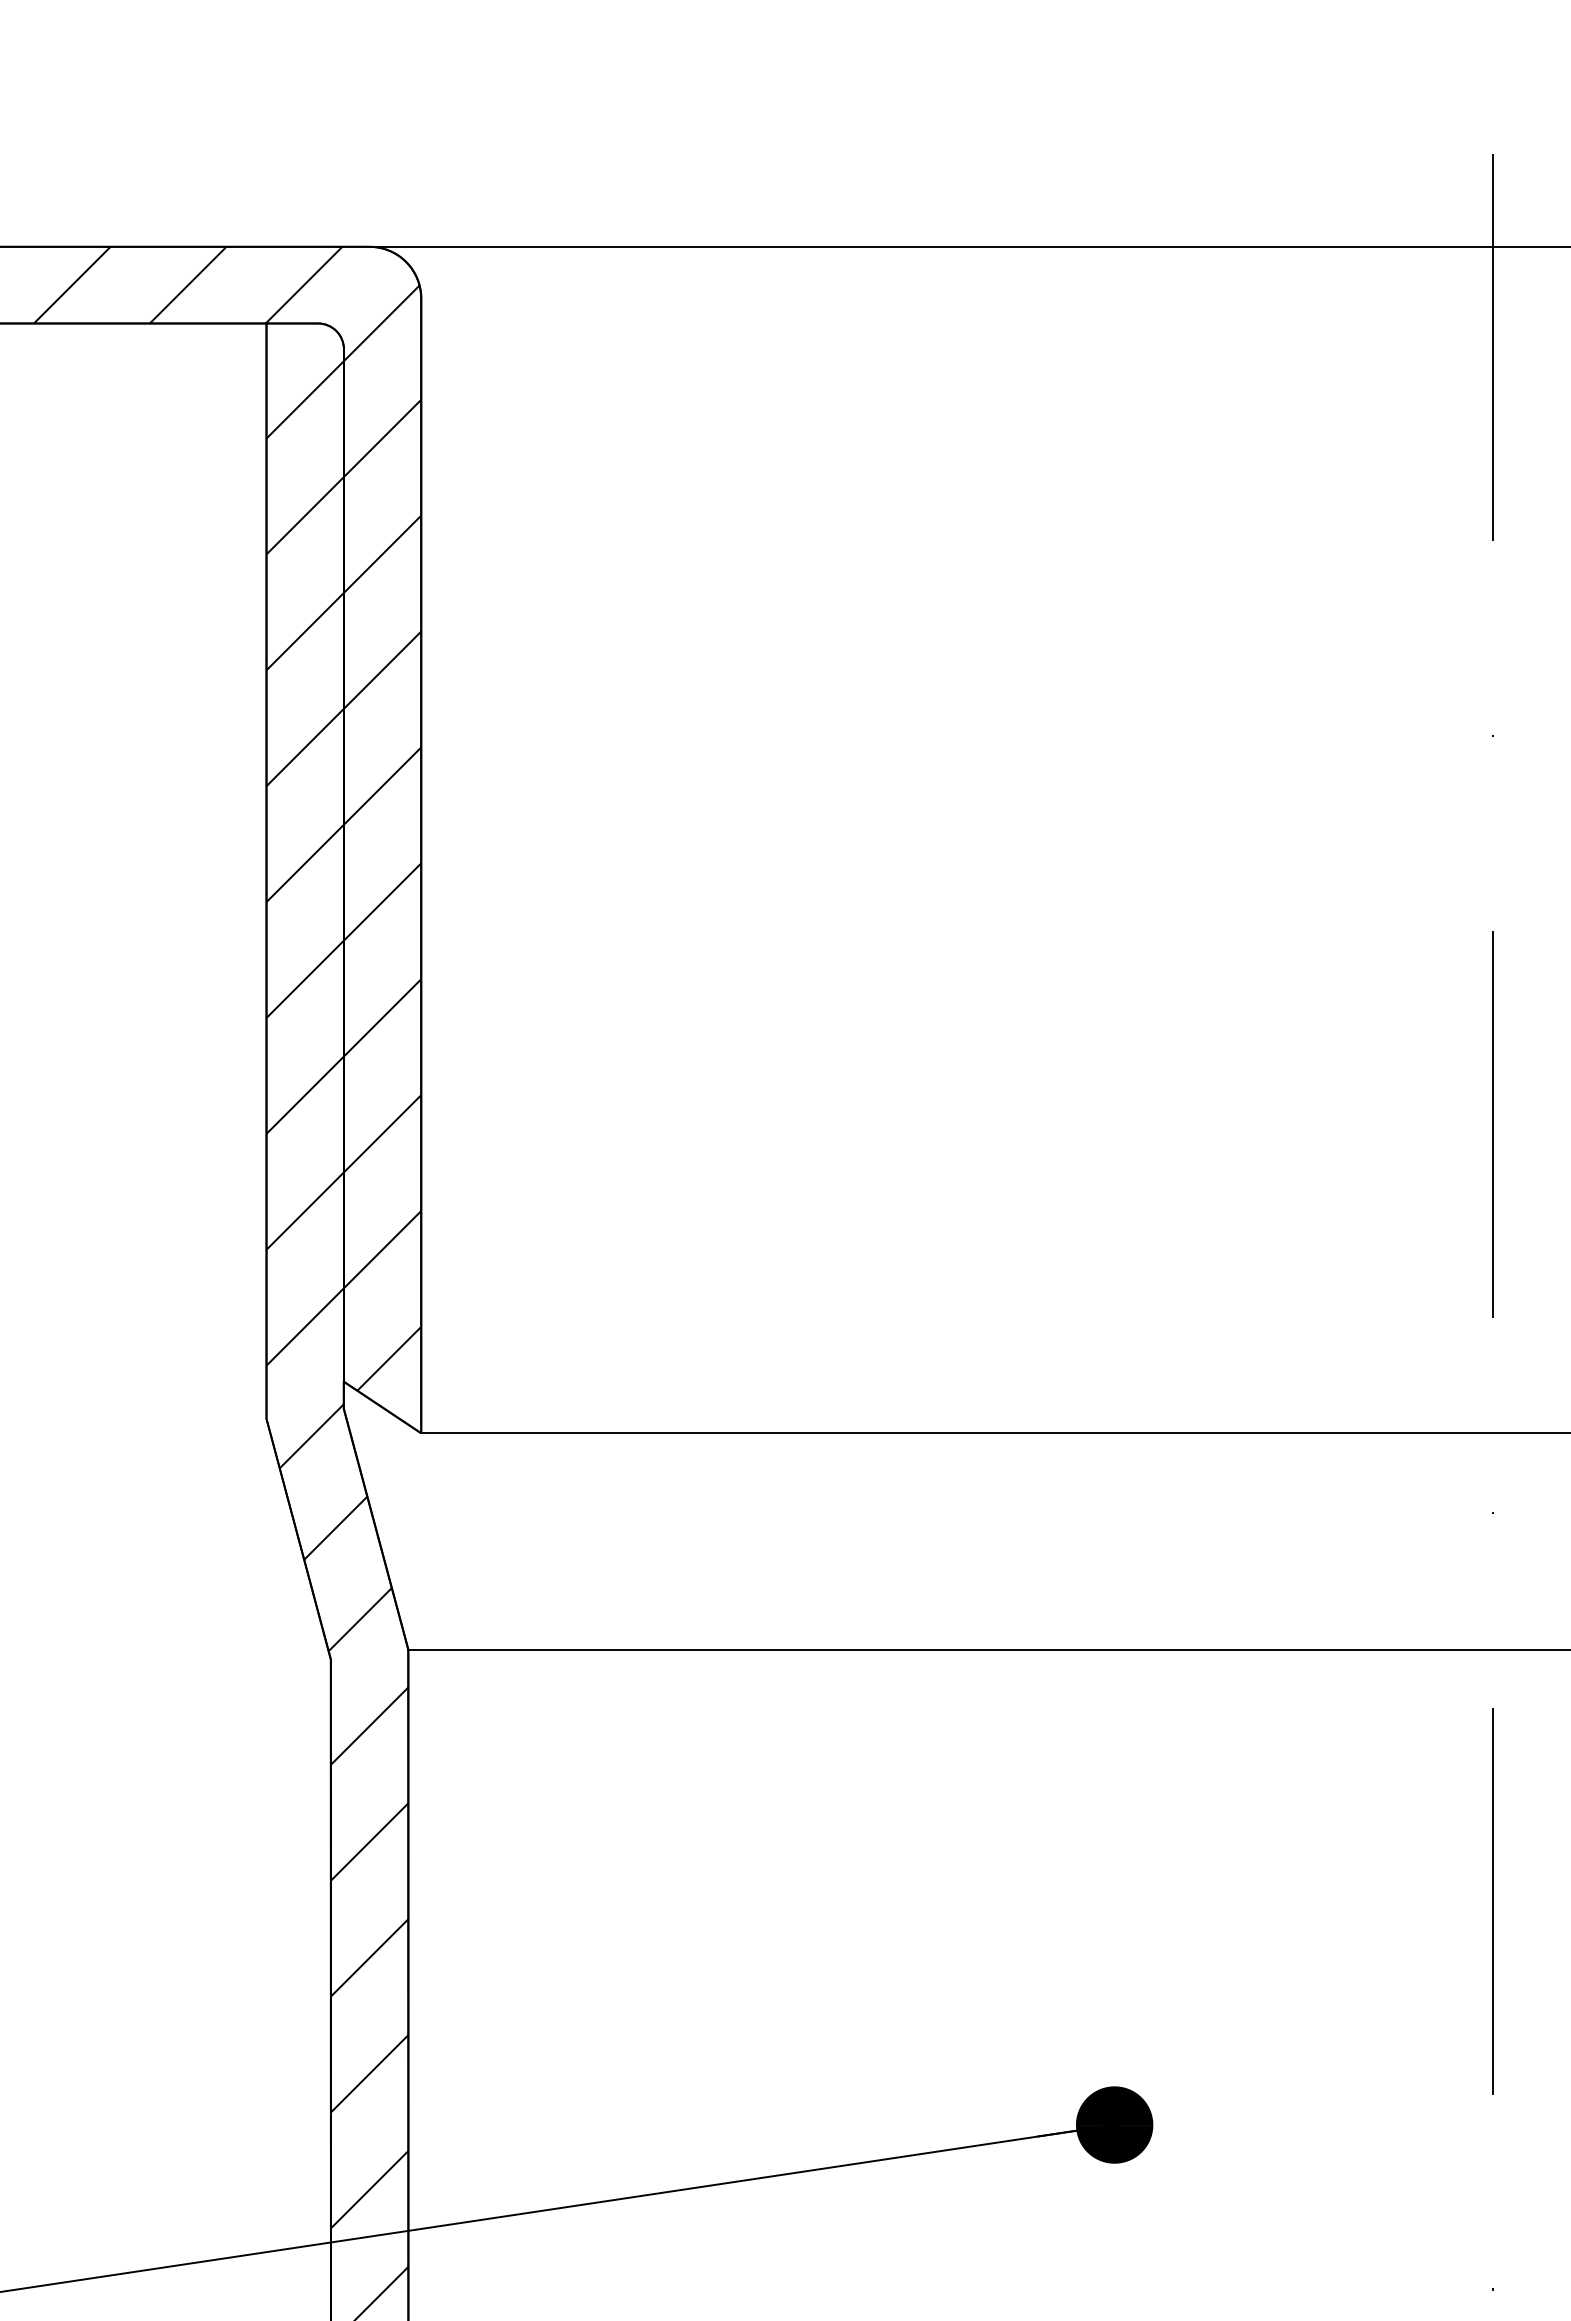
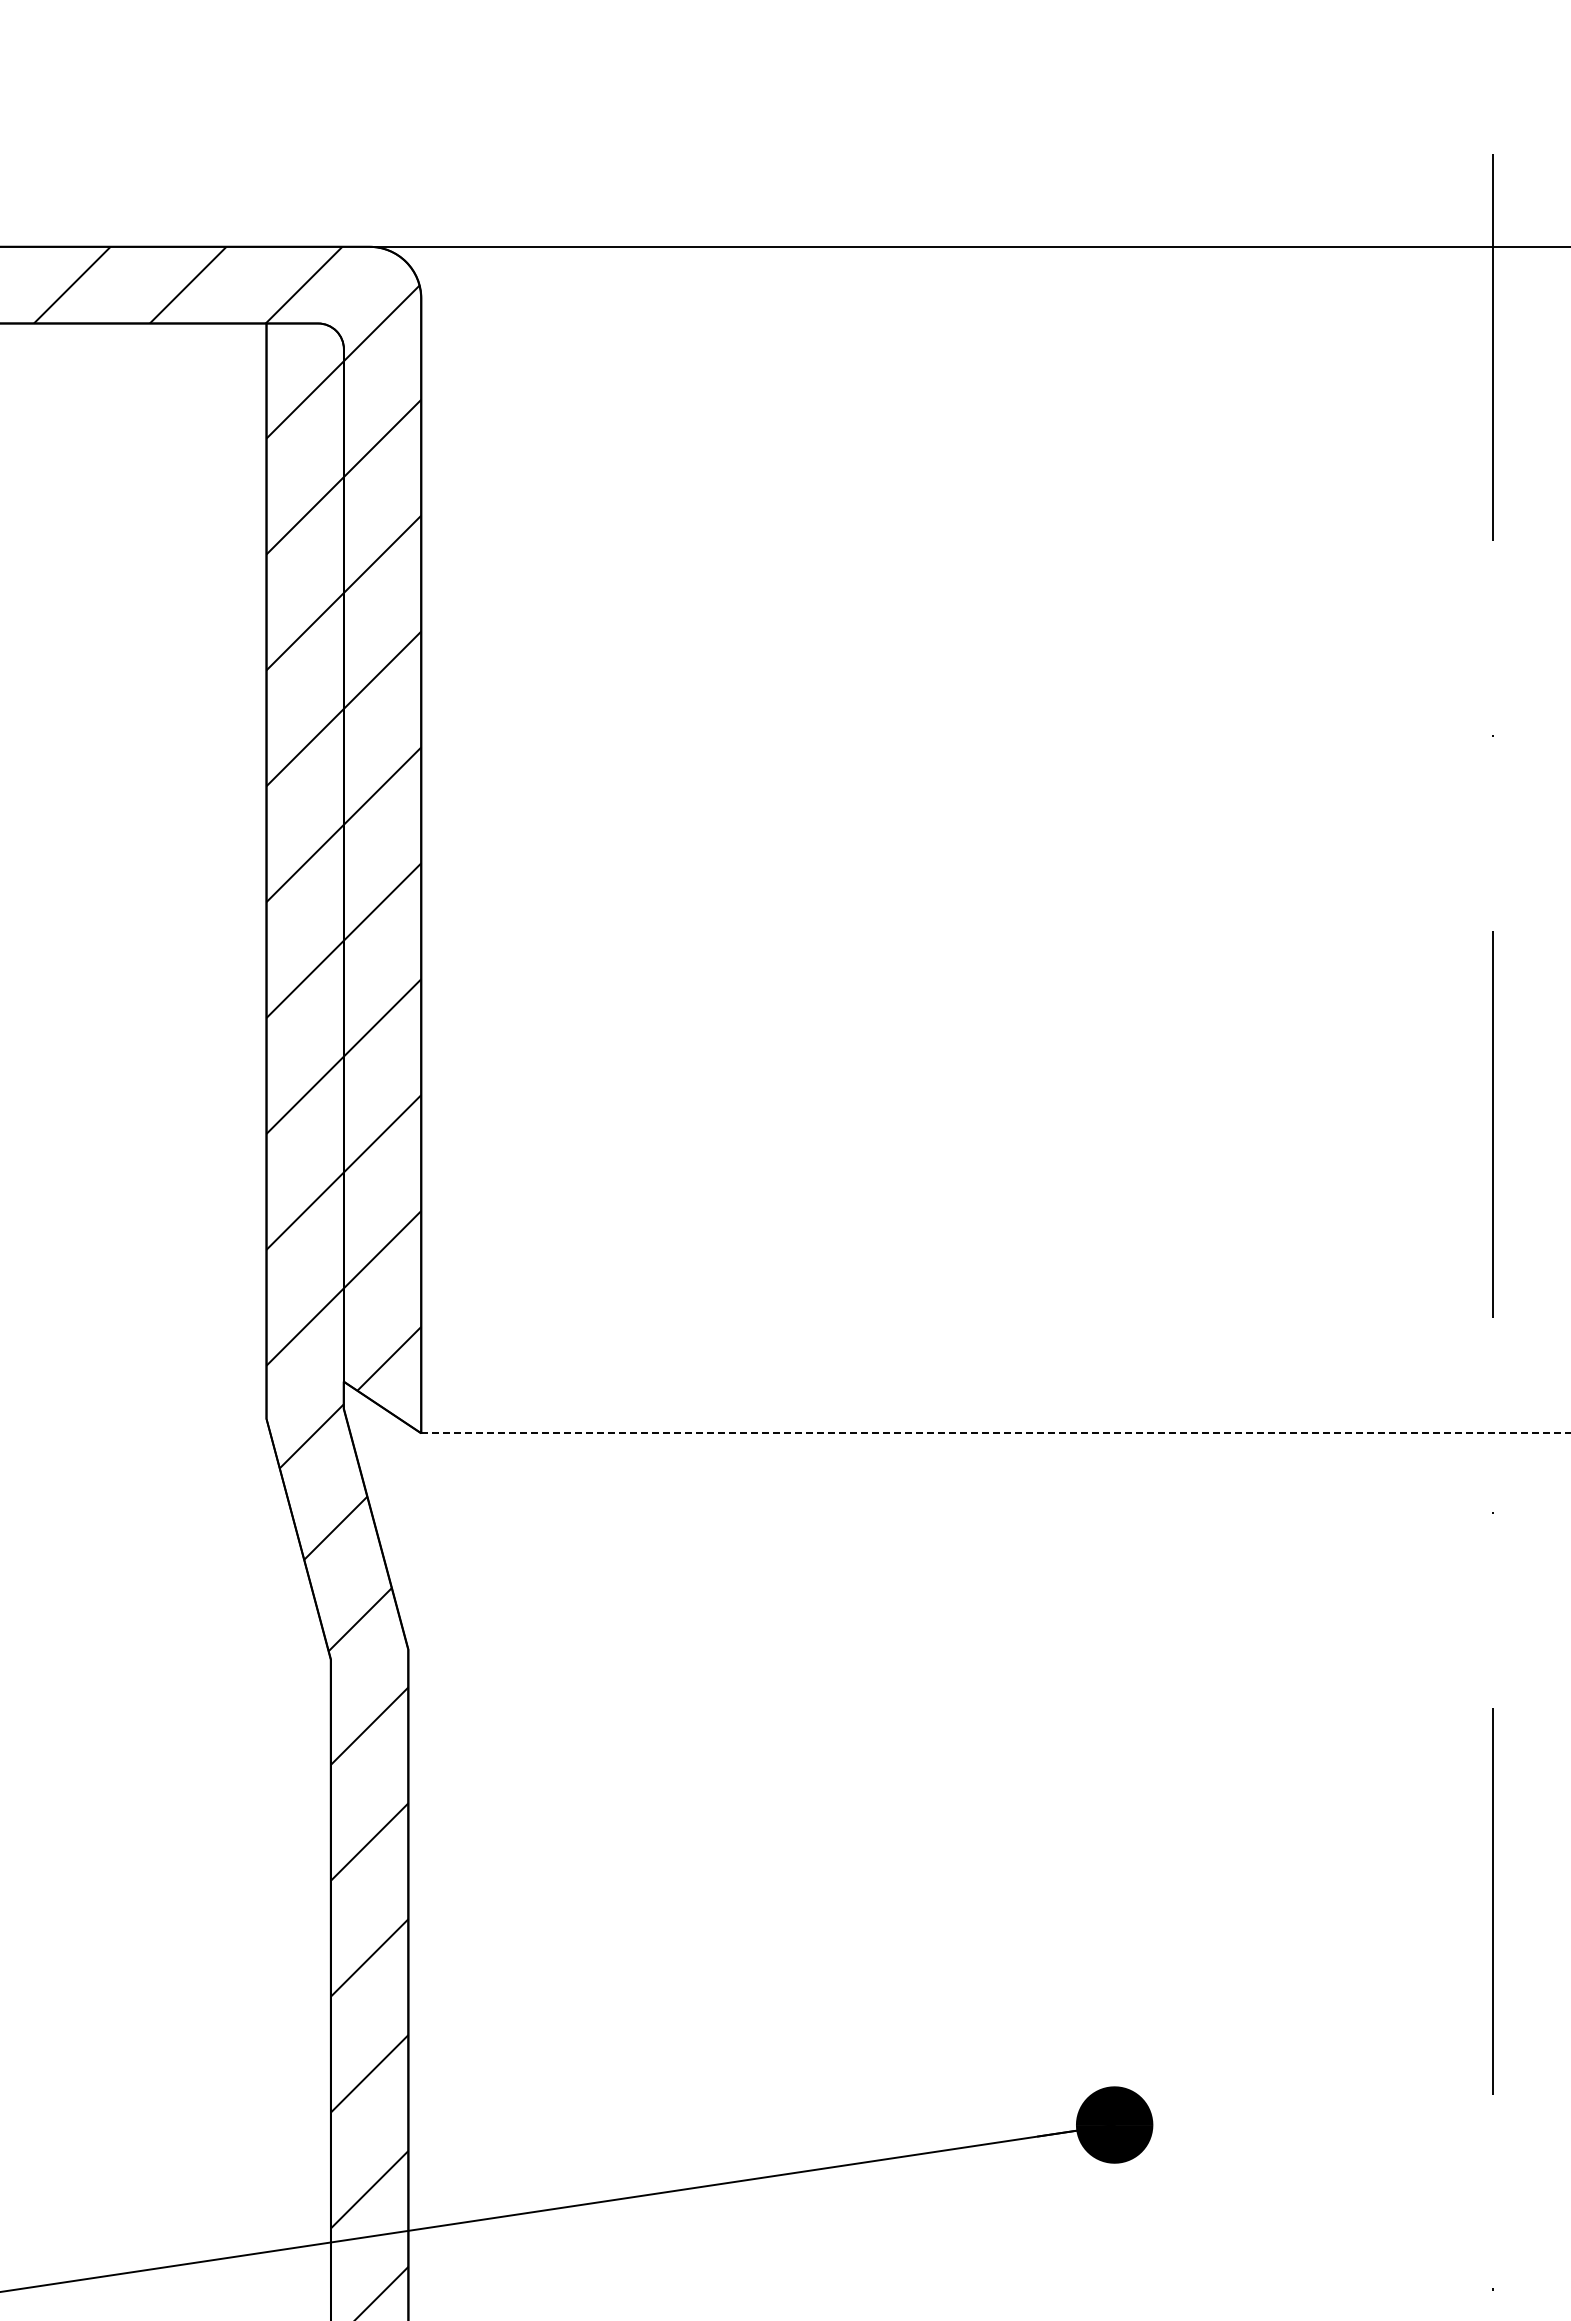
line: solid -> dashed (996, 1433)
line: present -> none (987, 1649)
